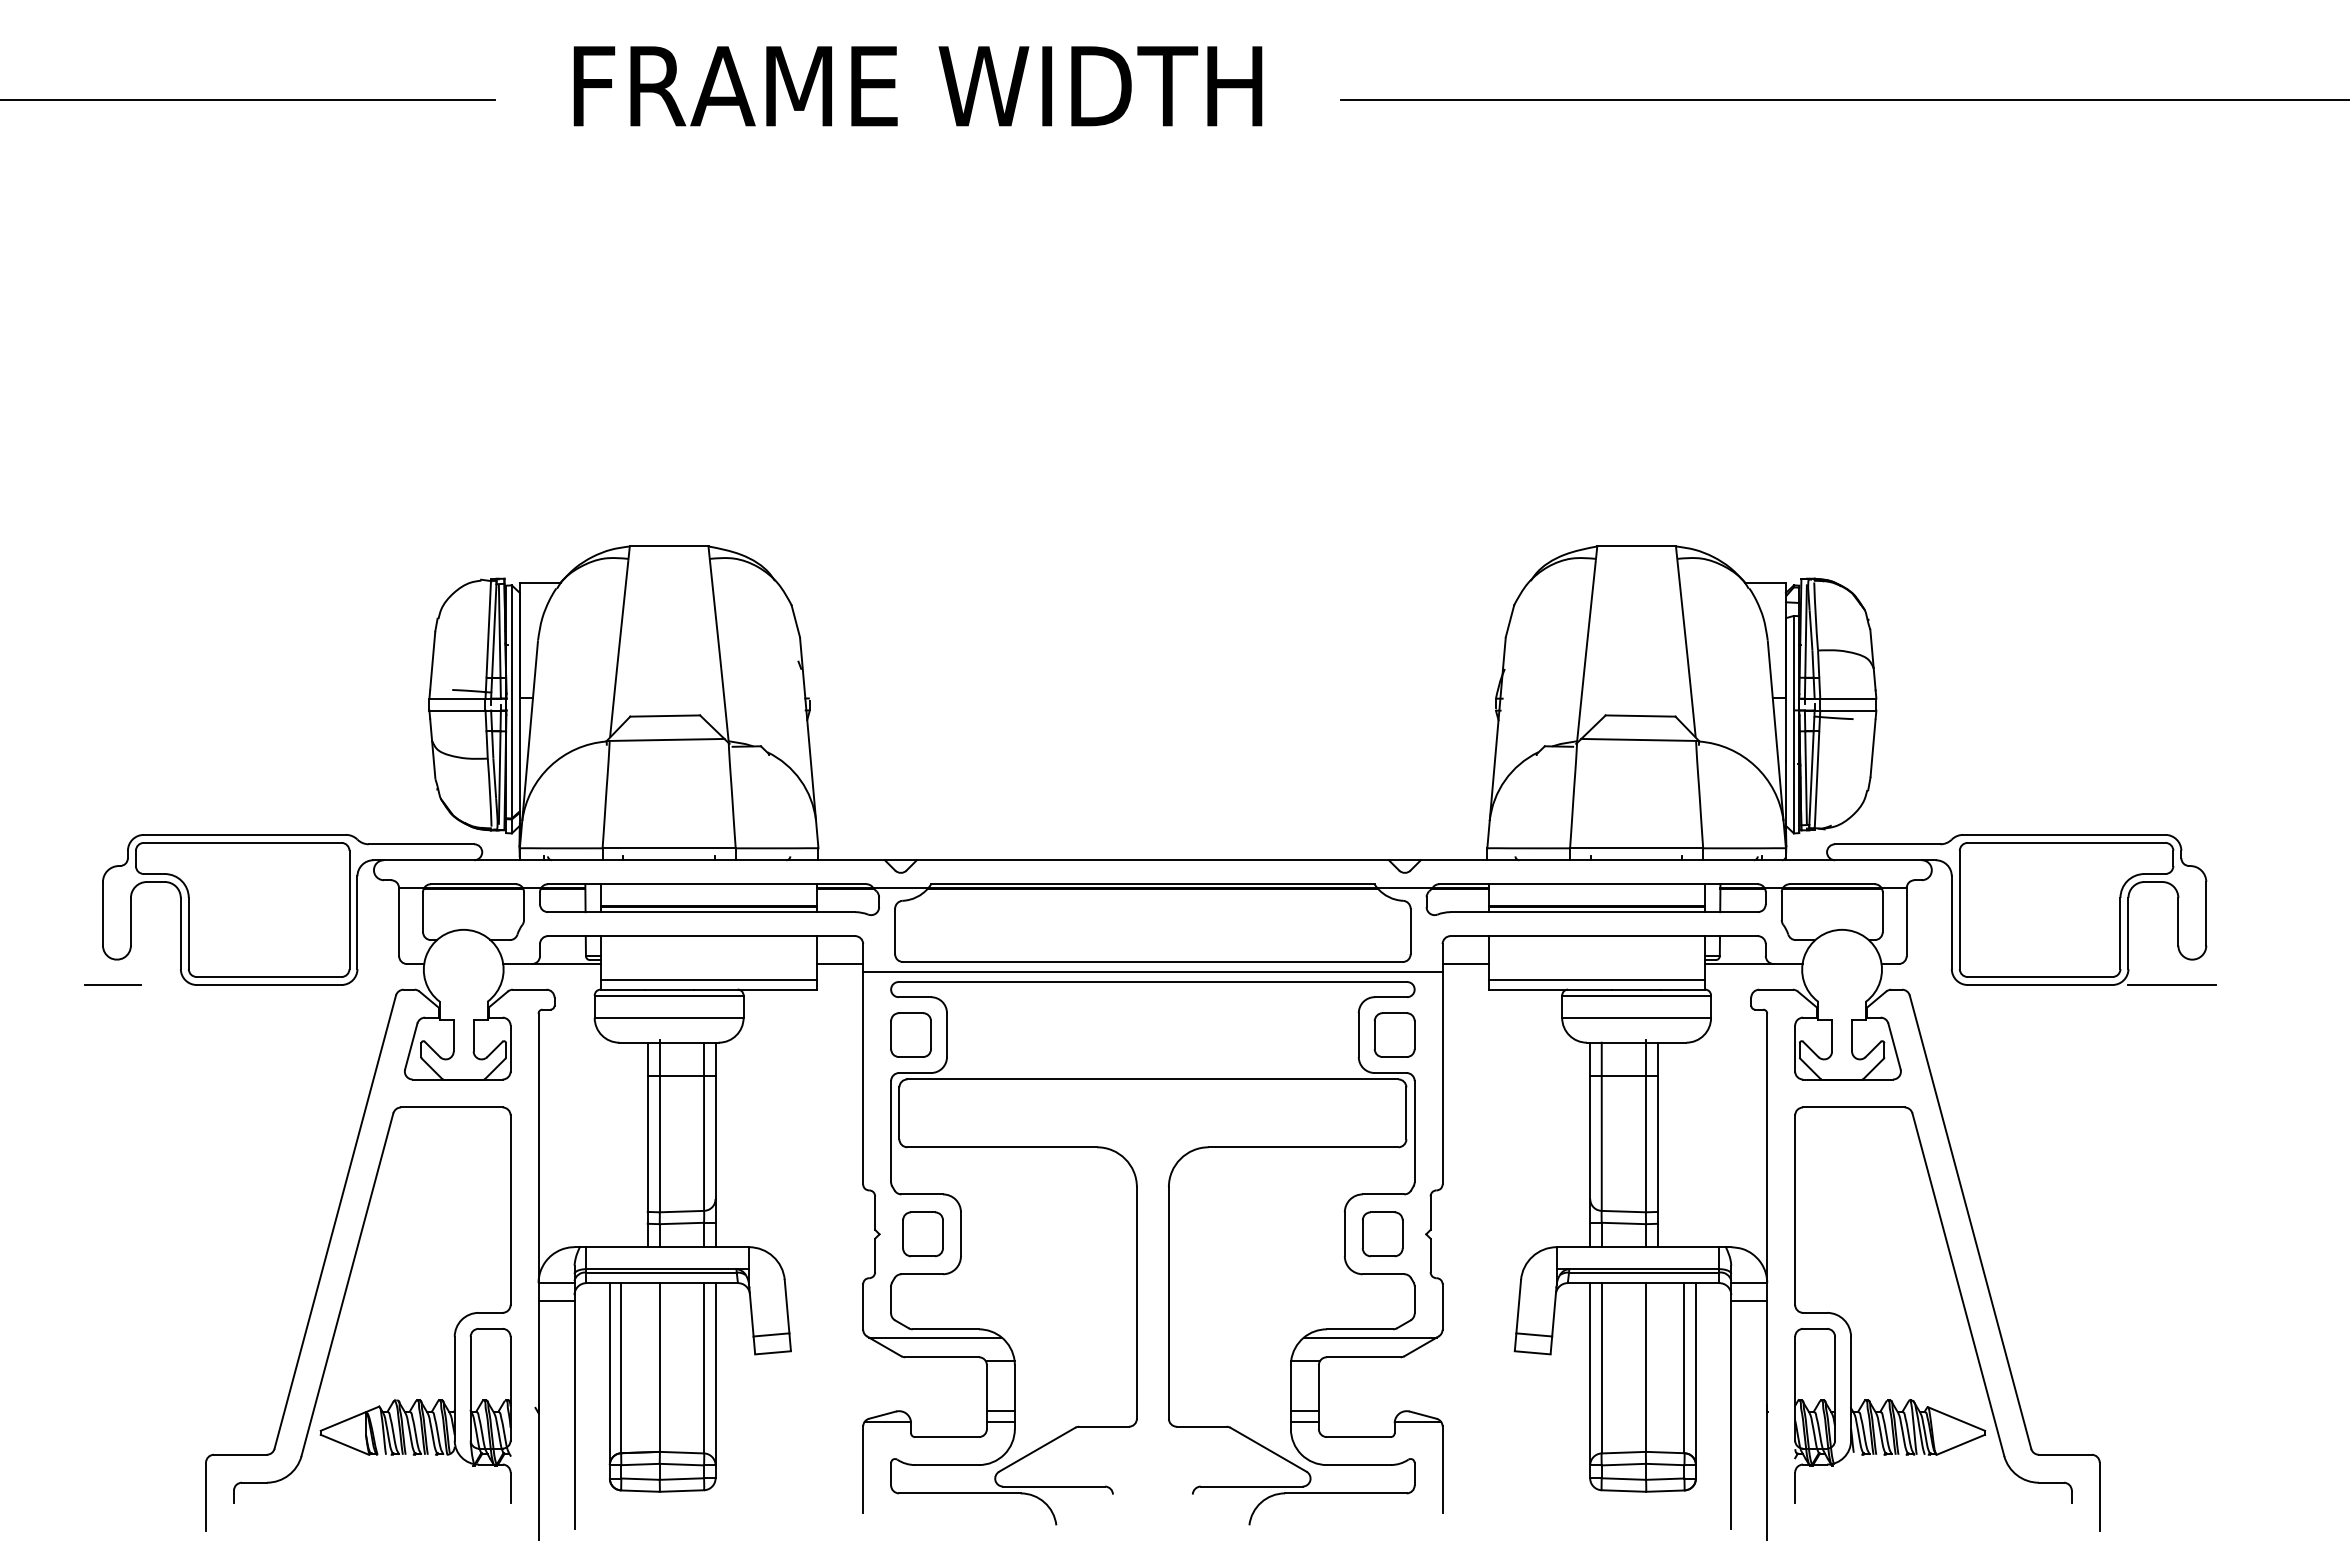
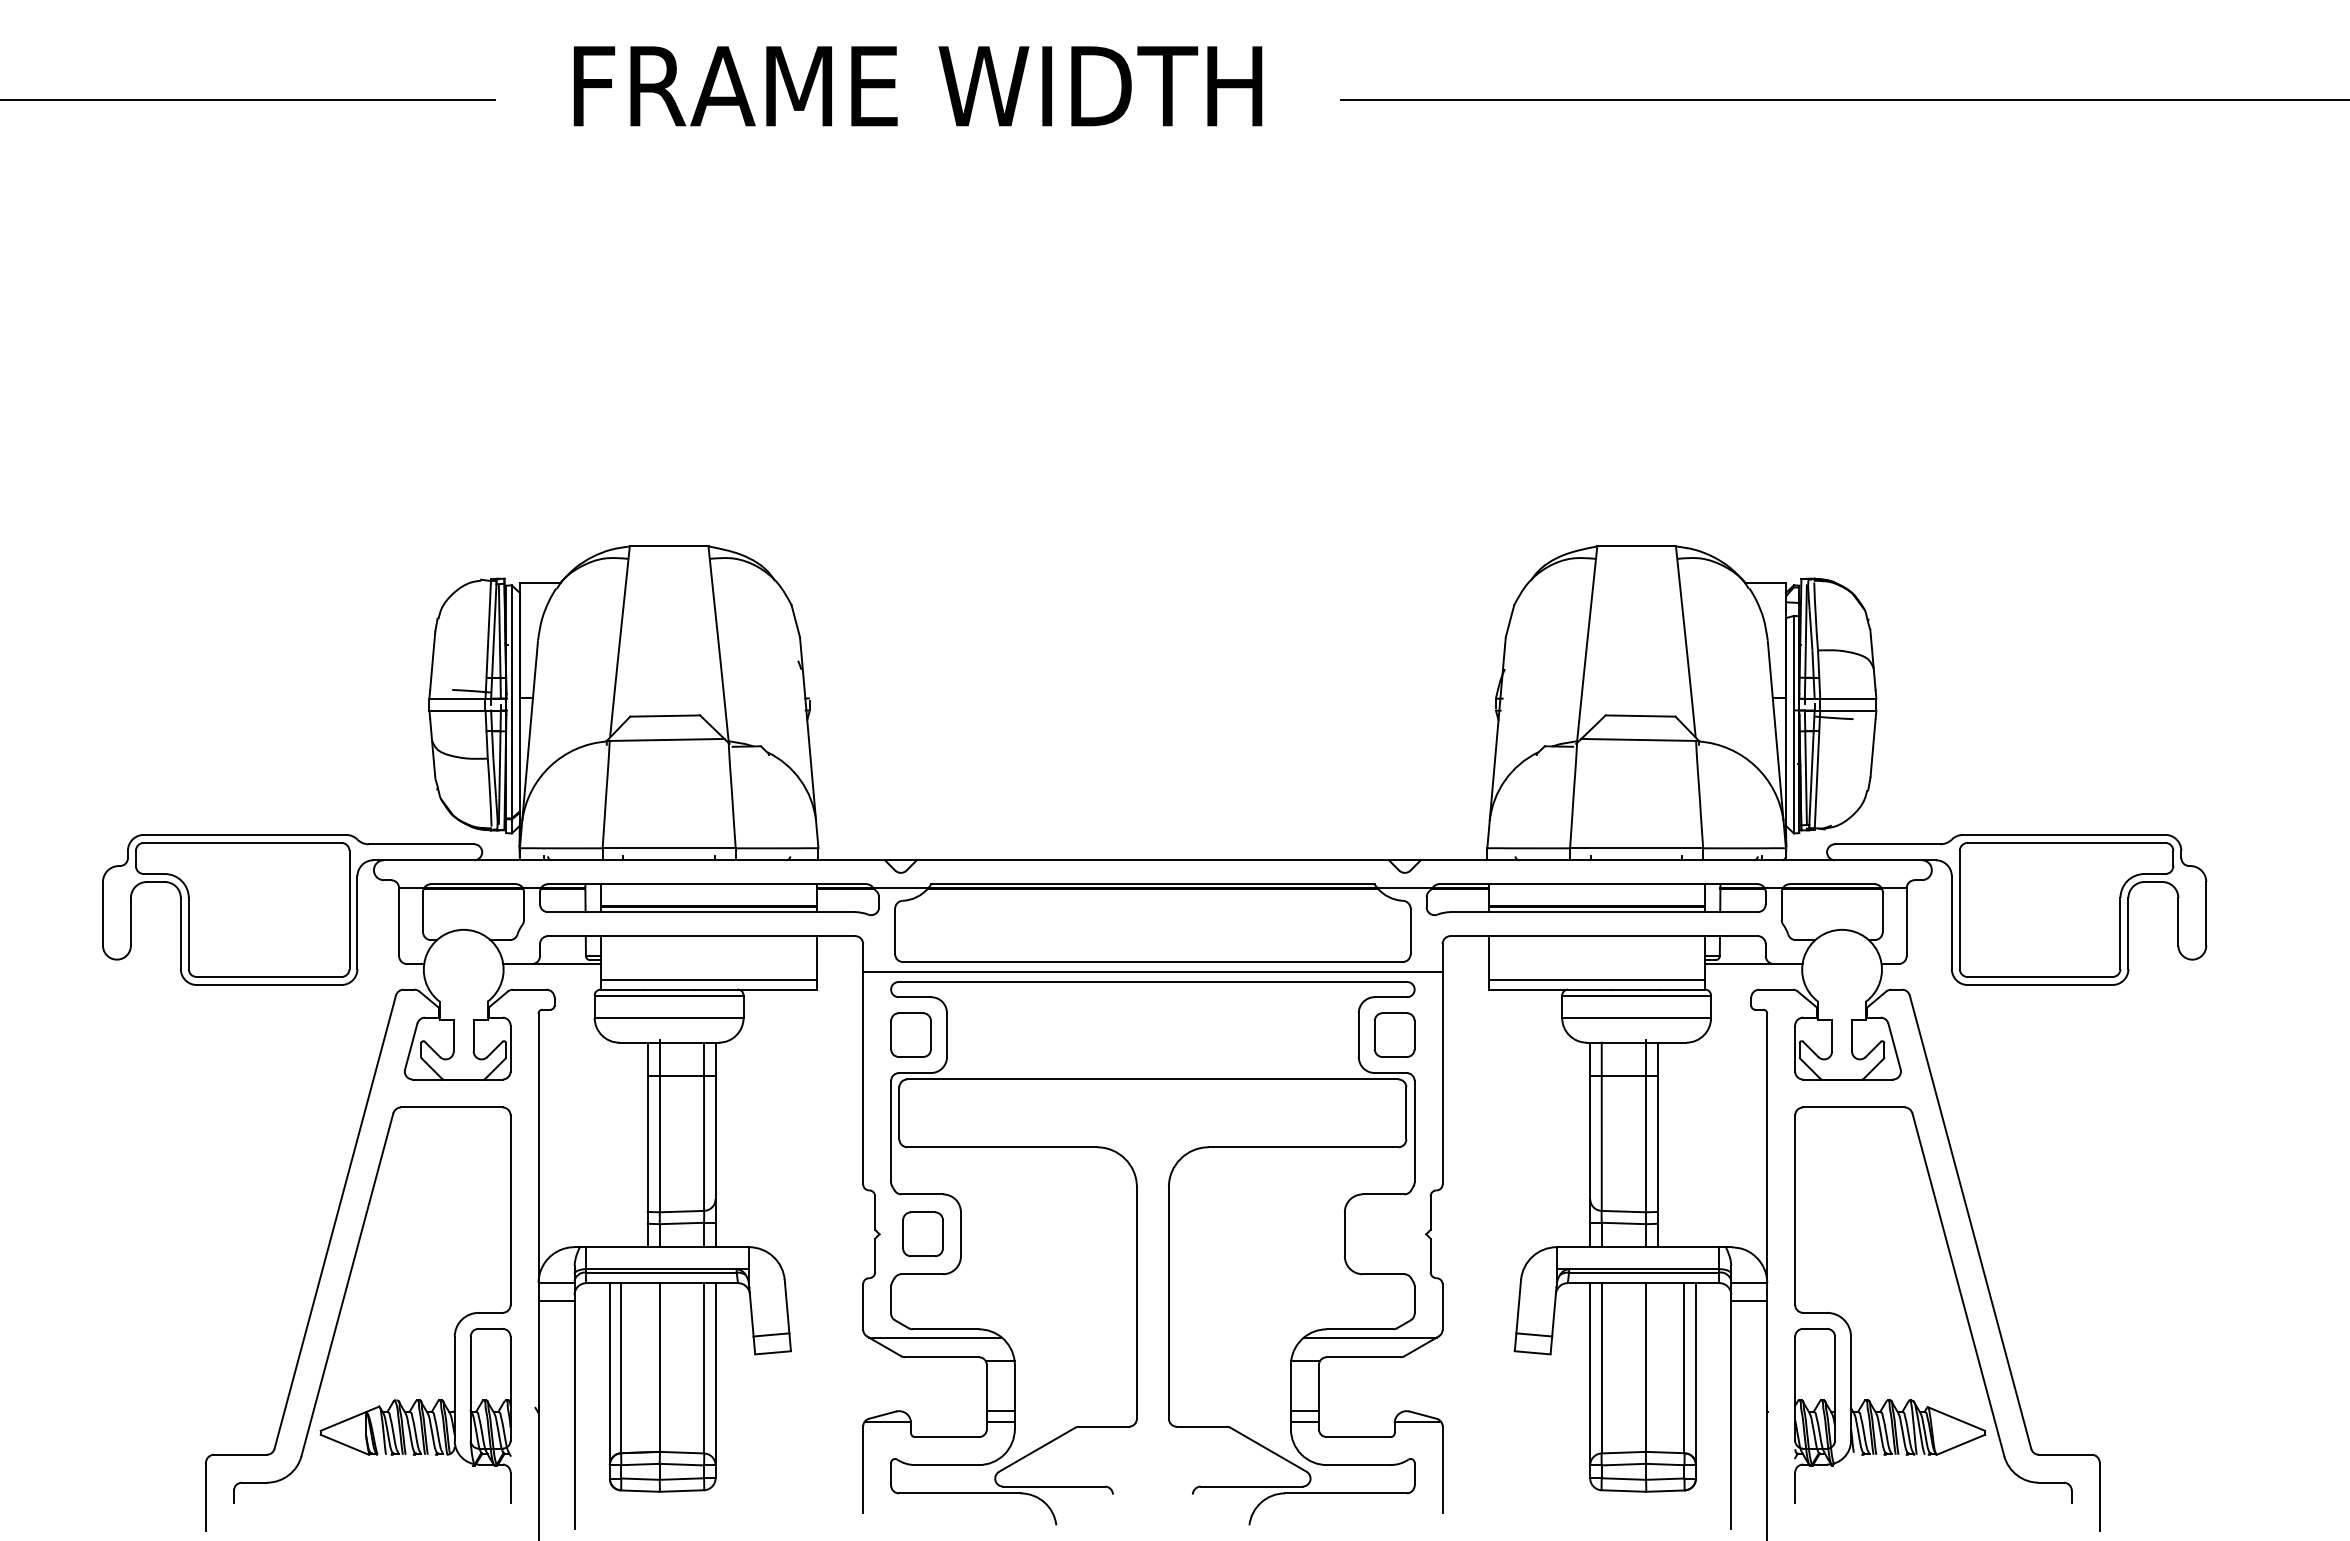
line: present -> none (839, 964)
line: present -> none (1465, 964)
line: present -> none (112, 984)
line: present -> none (2172, 985)
part: present -> none (1382, 1234)
